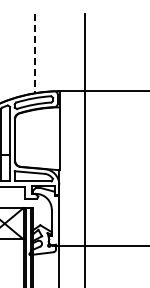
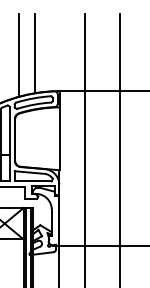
line: dashed -> solid (34, 53)
line: none -> present (19, 55)
line: none -> present (119, 149)
